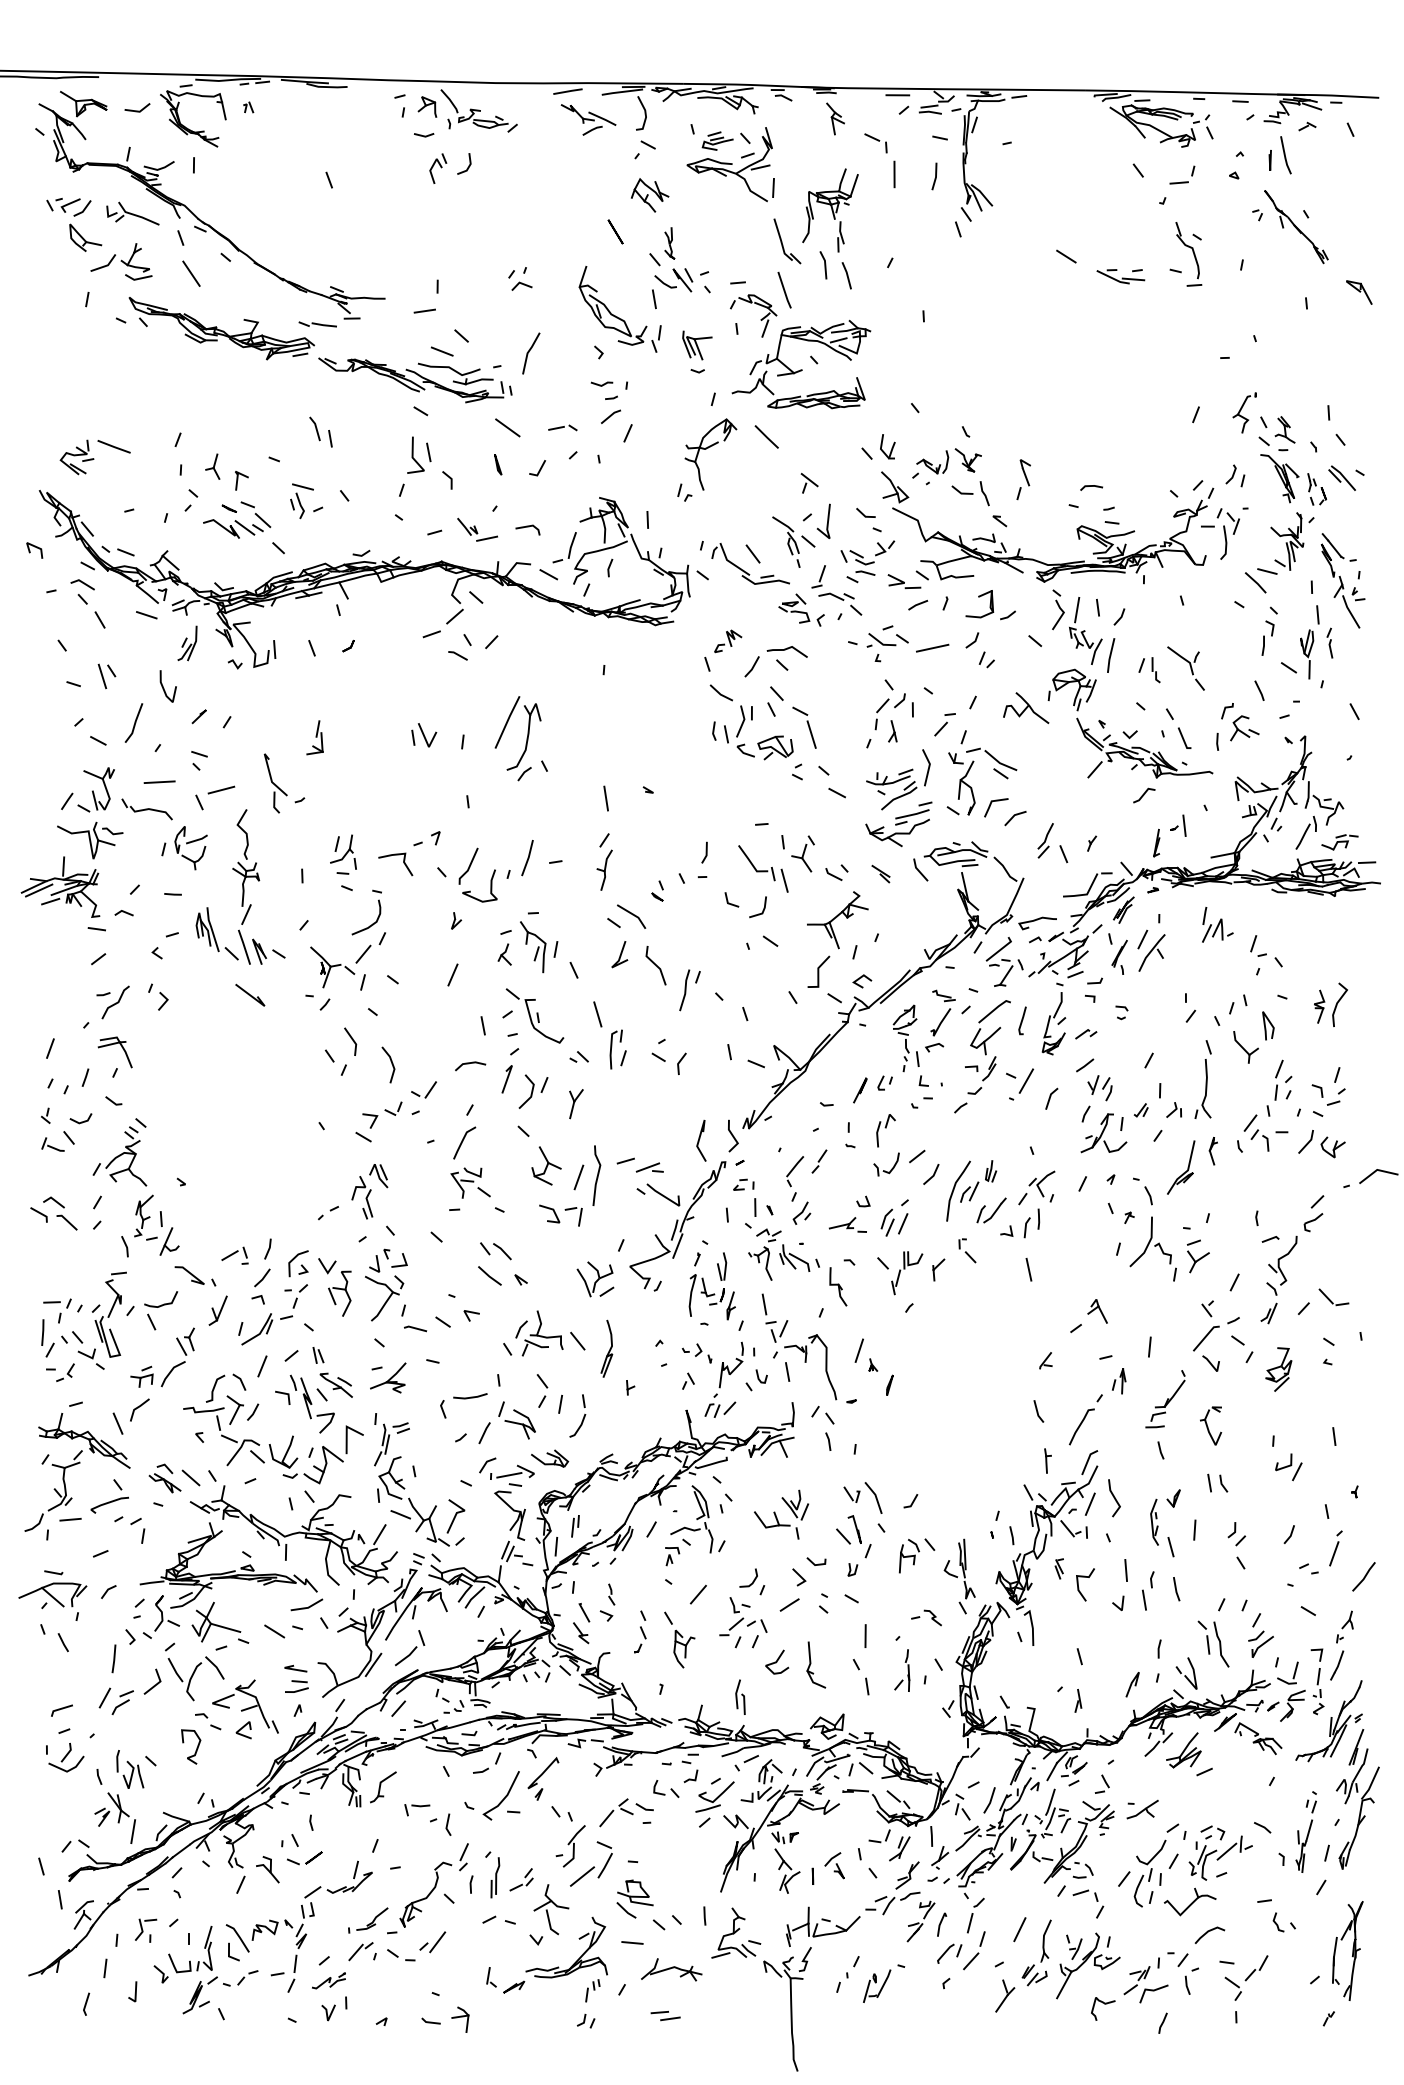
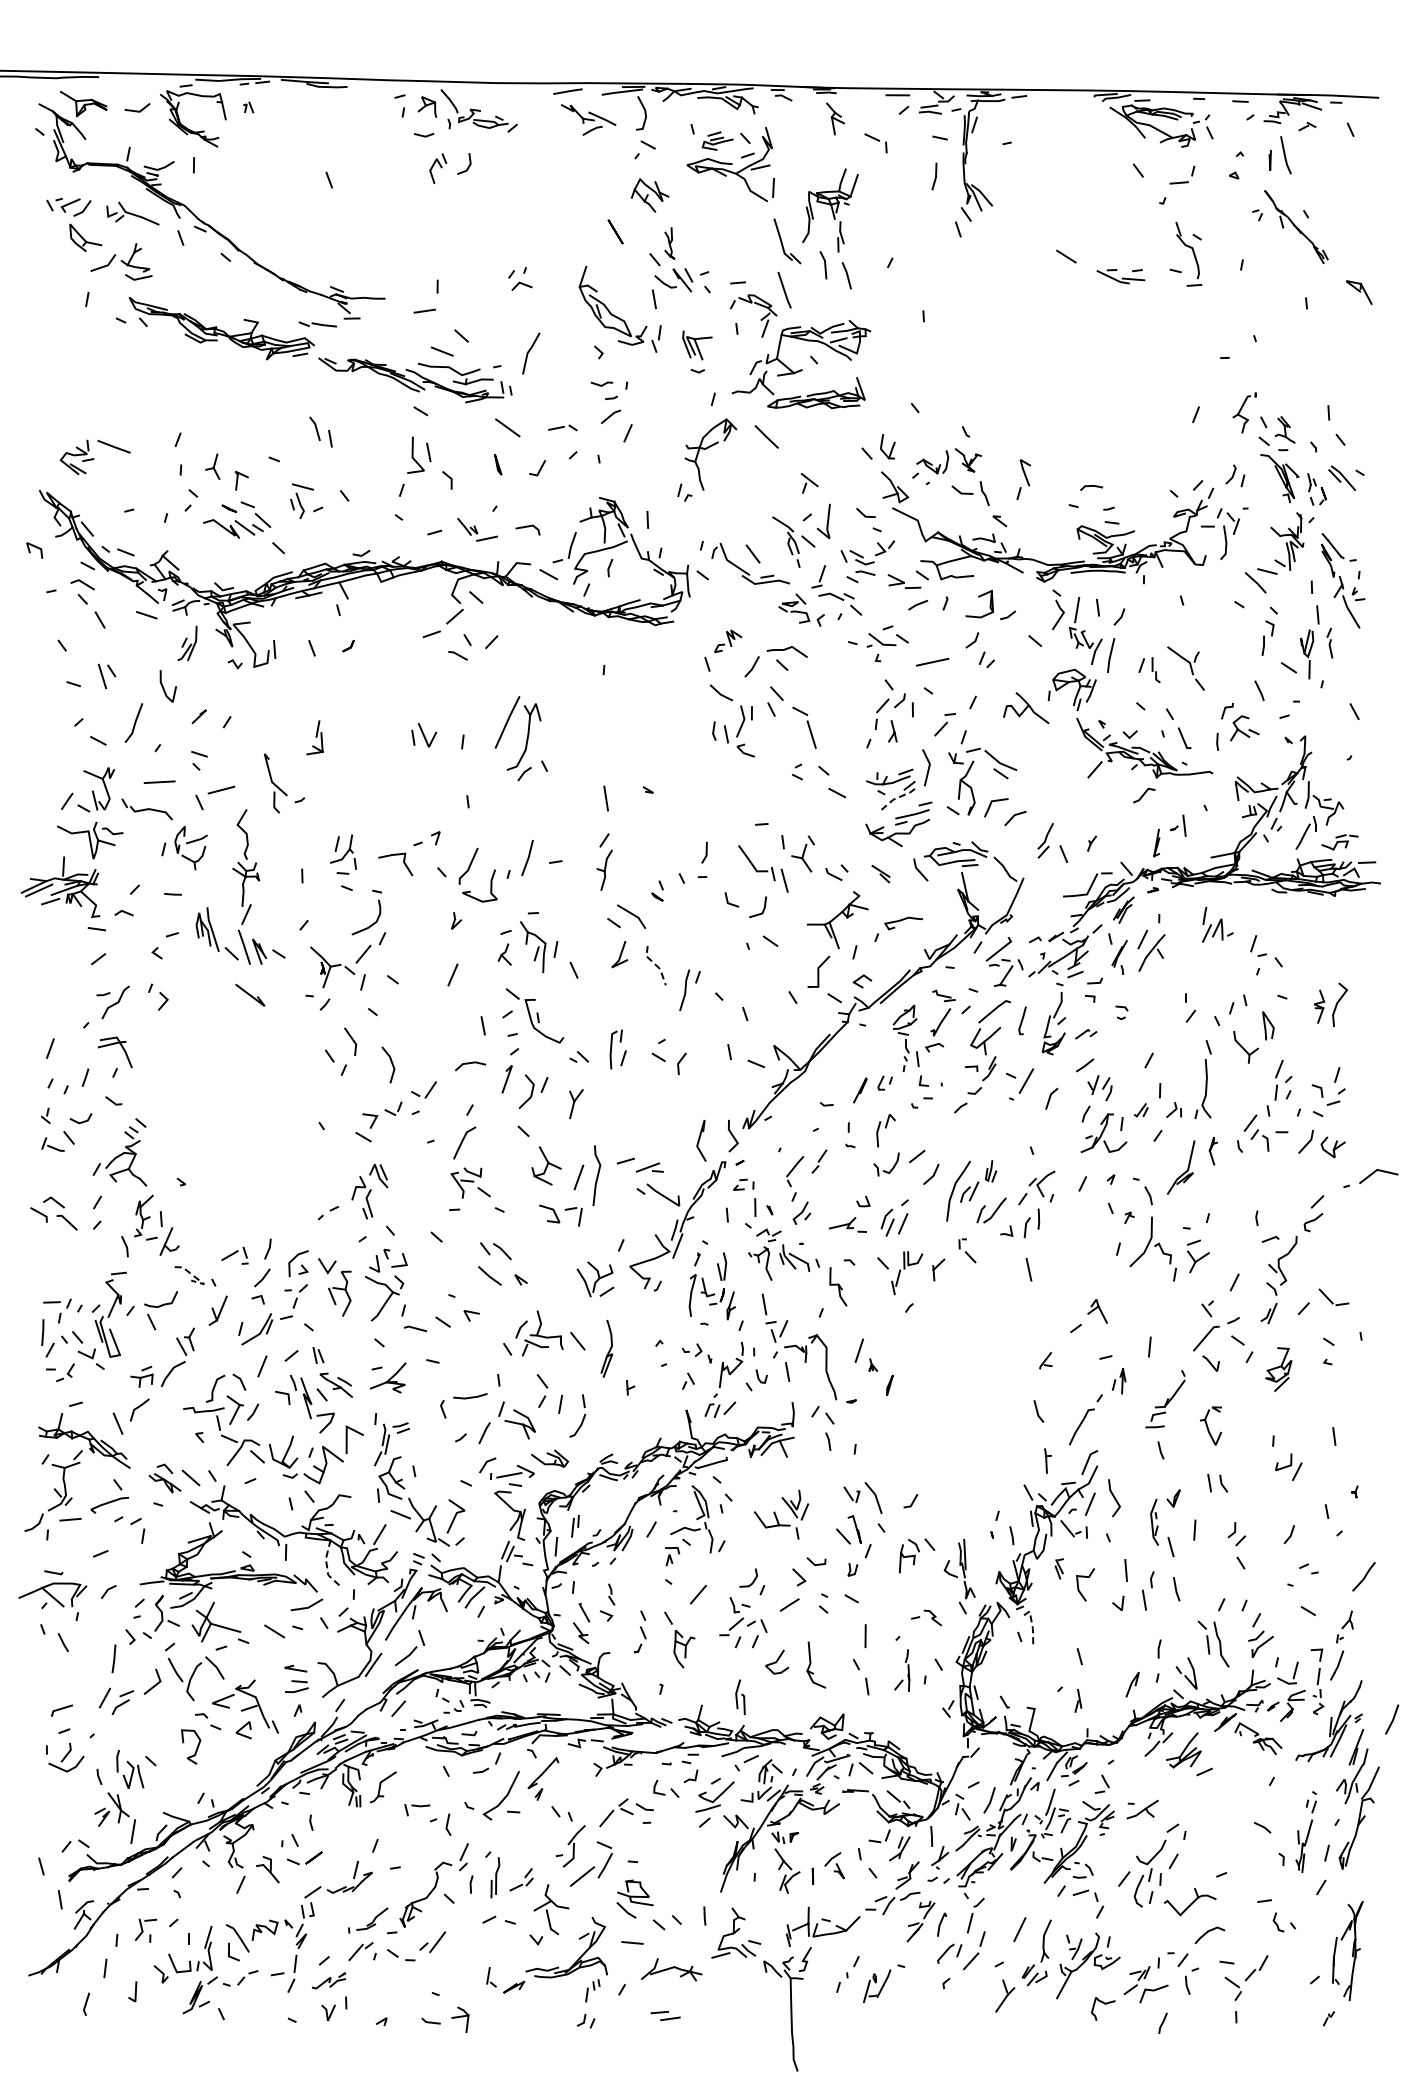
line: present -> none (894, 174)
line: present -> none (191, 273)
line position: (932, 647) -> (932, 661) (932, 661)
part: present -> none (775, 747)
line: solid -> dashed (898, 797)
curve position: (1035, 921) -> (901, 921) (901, 921)
line: solid -> dashed (655, 965)
line: present -> none (597, 1014)
line: solid -> dashed (195, 1277)
line: present -> none (1334, 1553)
line: solid -> dashed (326, 1564)
line: solid -> dashed (1032, 1625)
line: none -> present (1392, 1719)
part: present -> none (1220, 1852)
